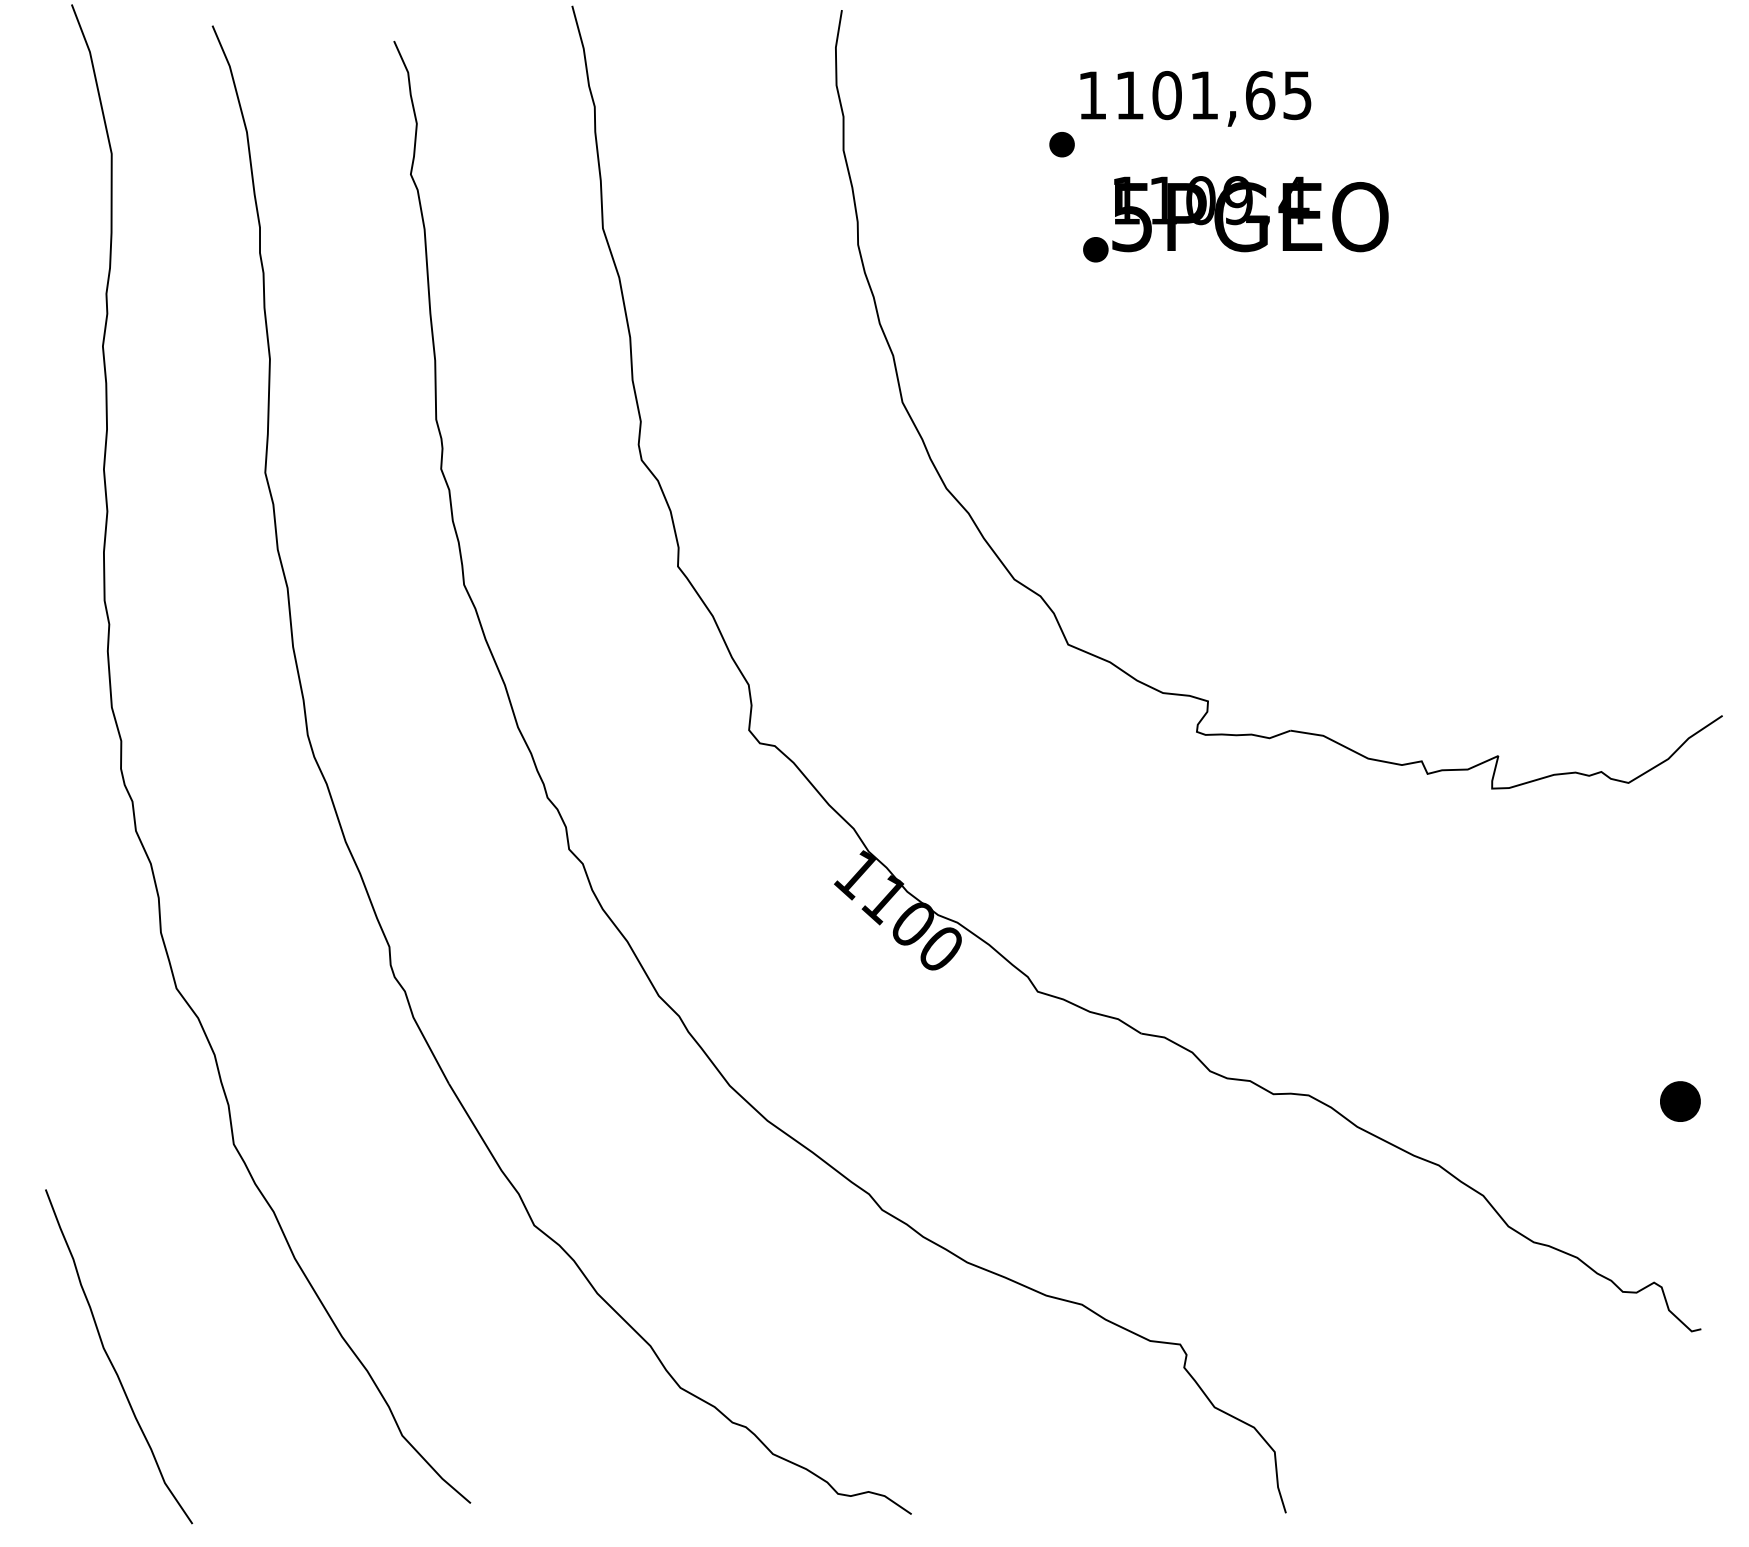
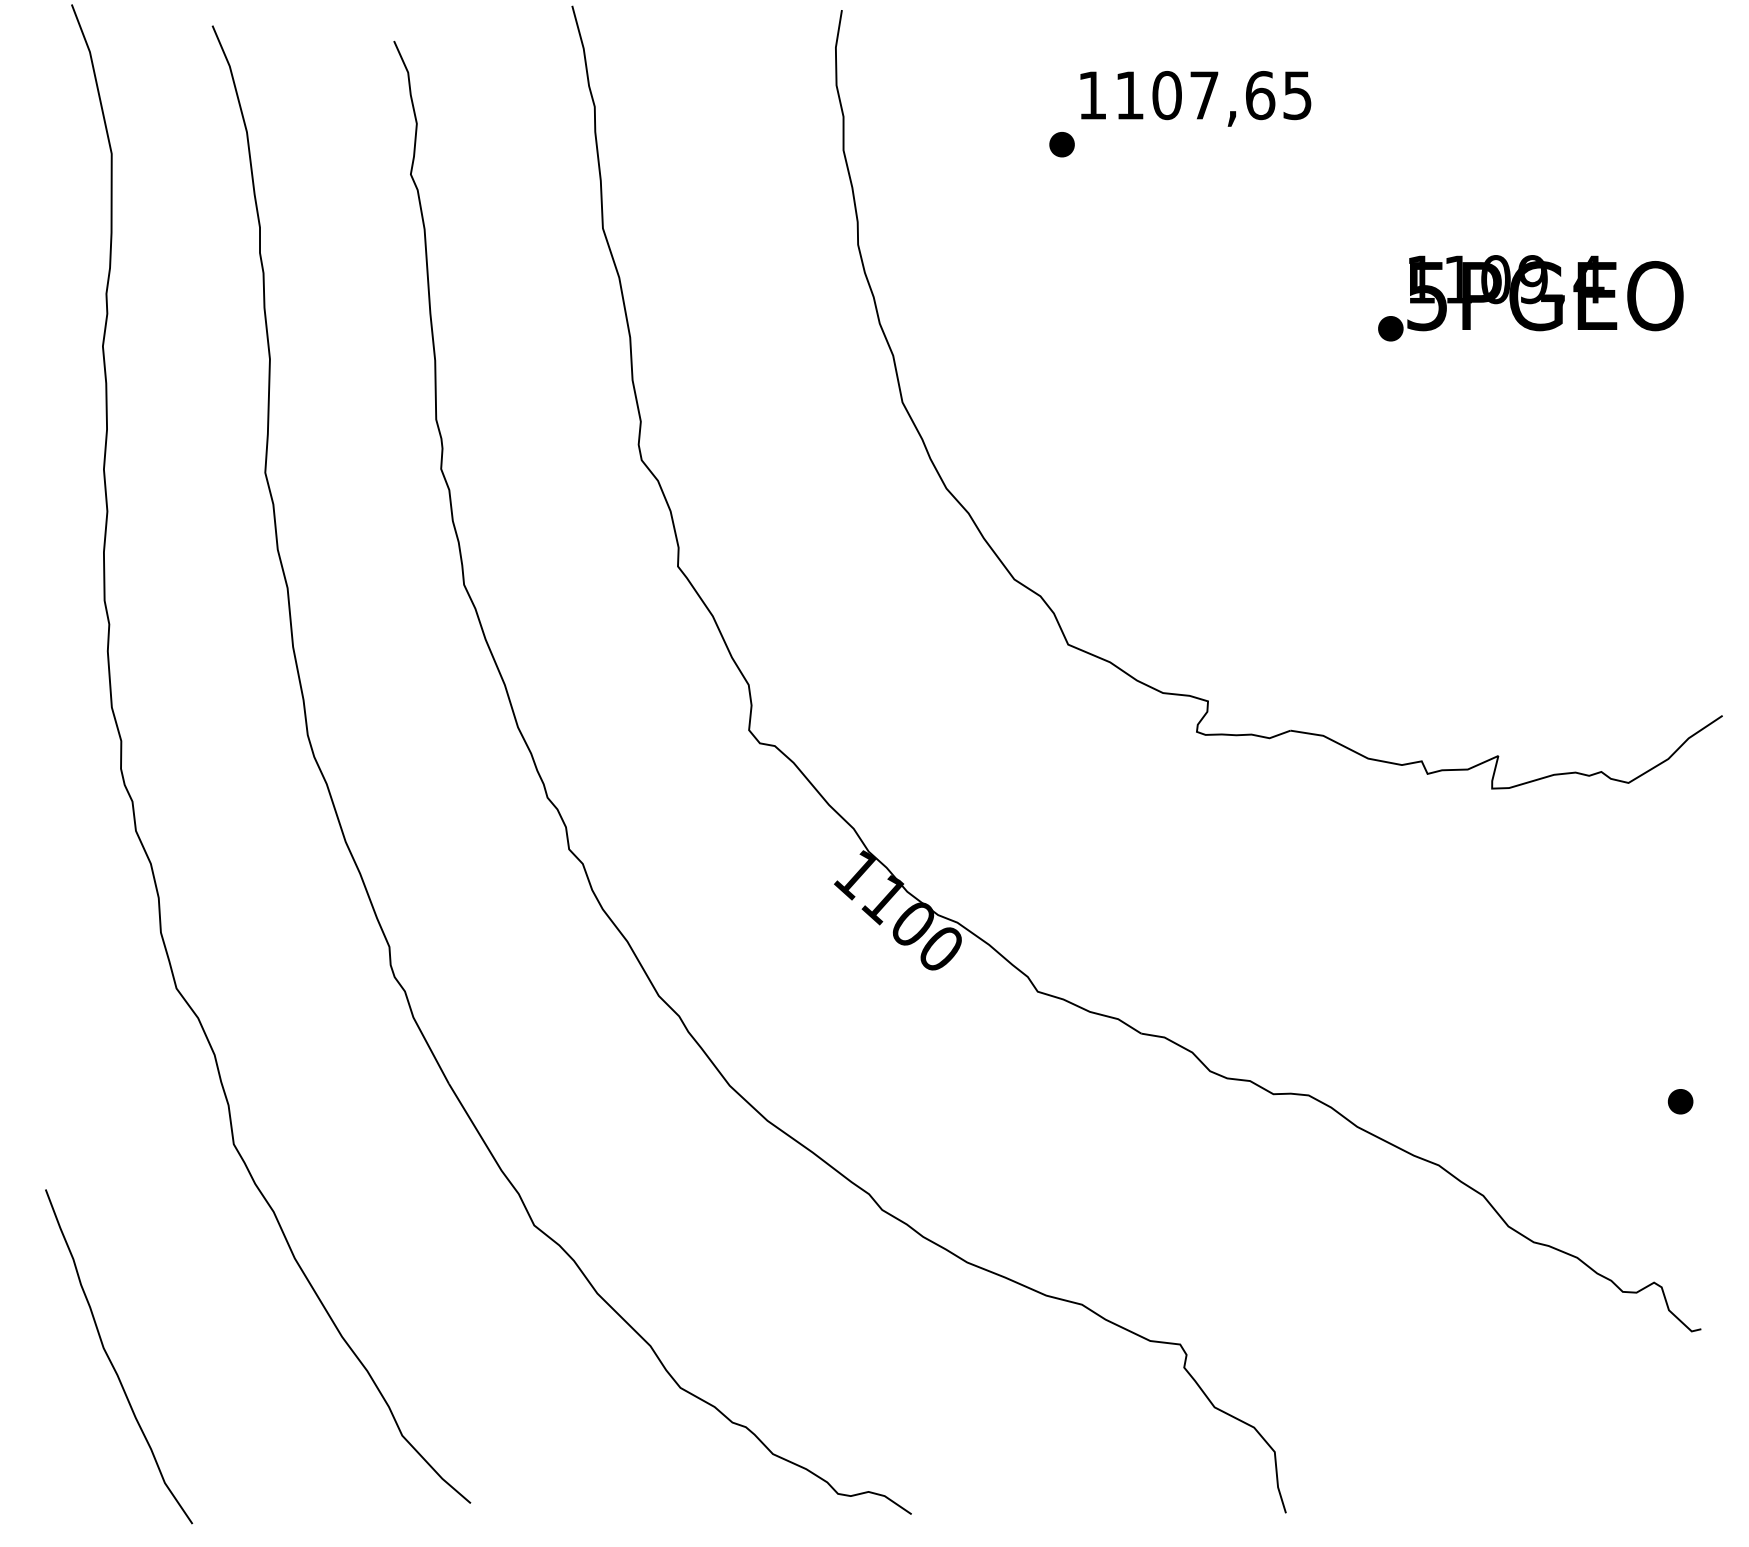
text: 1101,65 -> 1107,65 (1204, 95)
text position: (1235, 219) -> (1530, 298) (1530, 298)
part size: 41x41 px -> 26x26 px (1680, 1101)
